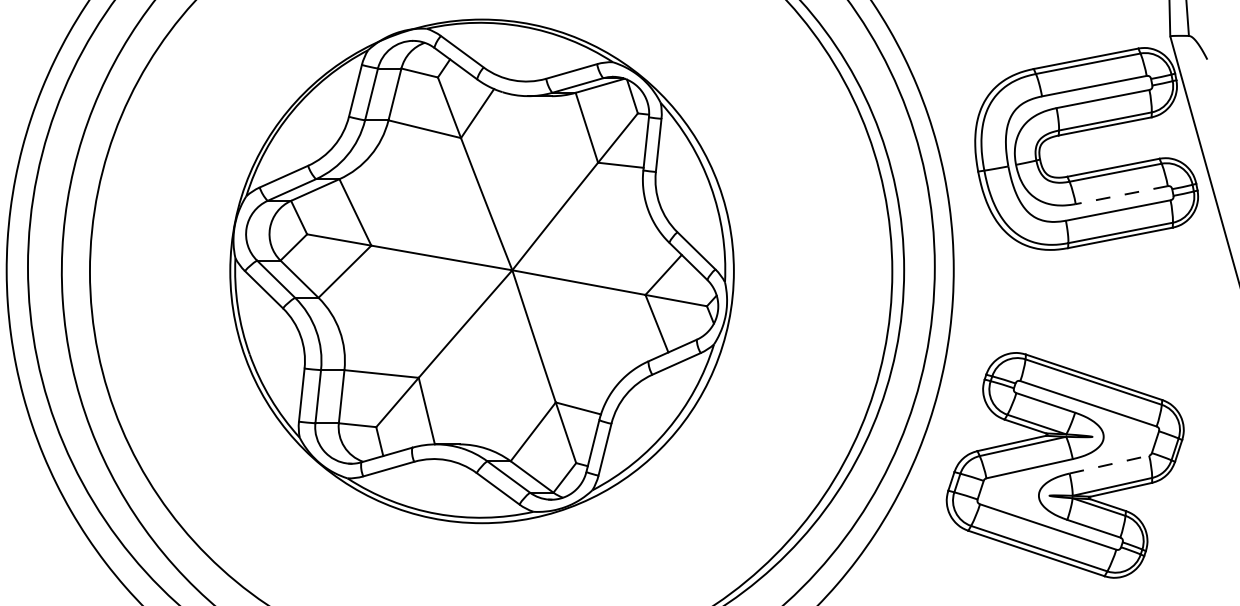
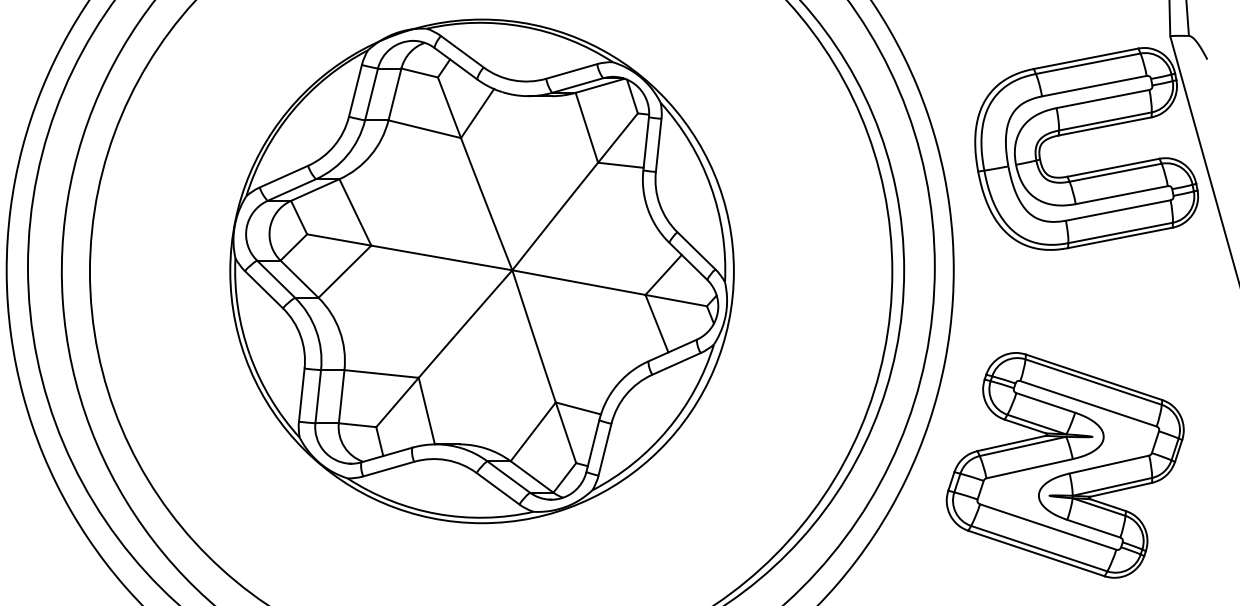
line: dashed -> solid (1121, 195)
line: dashed -> solid (1109, 464)
